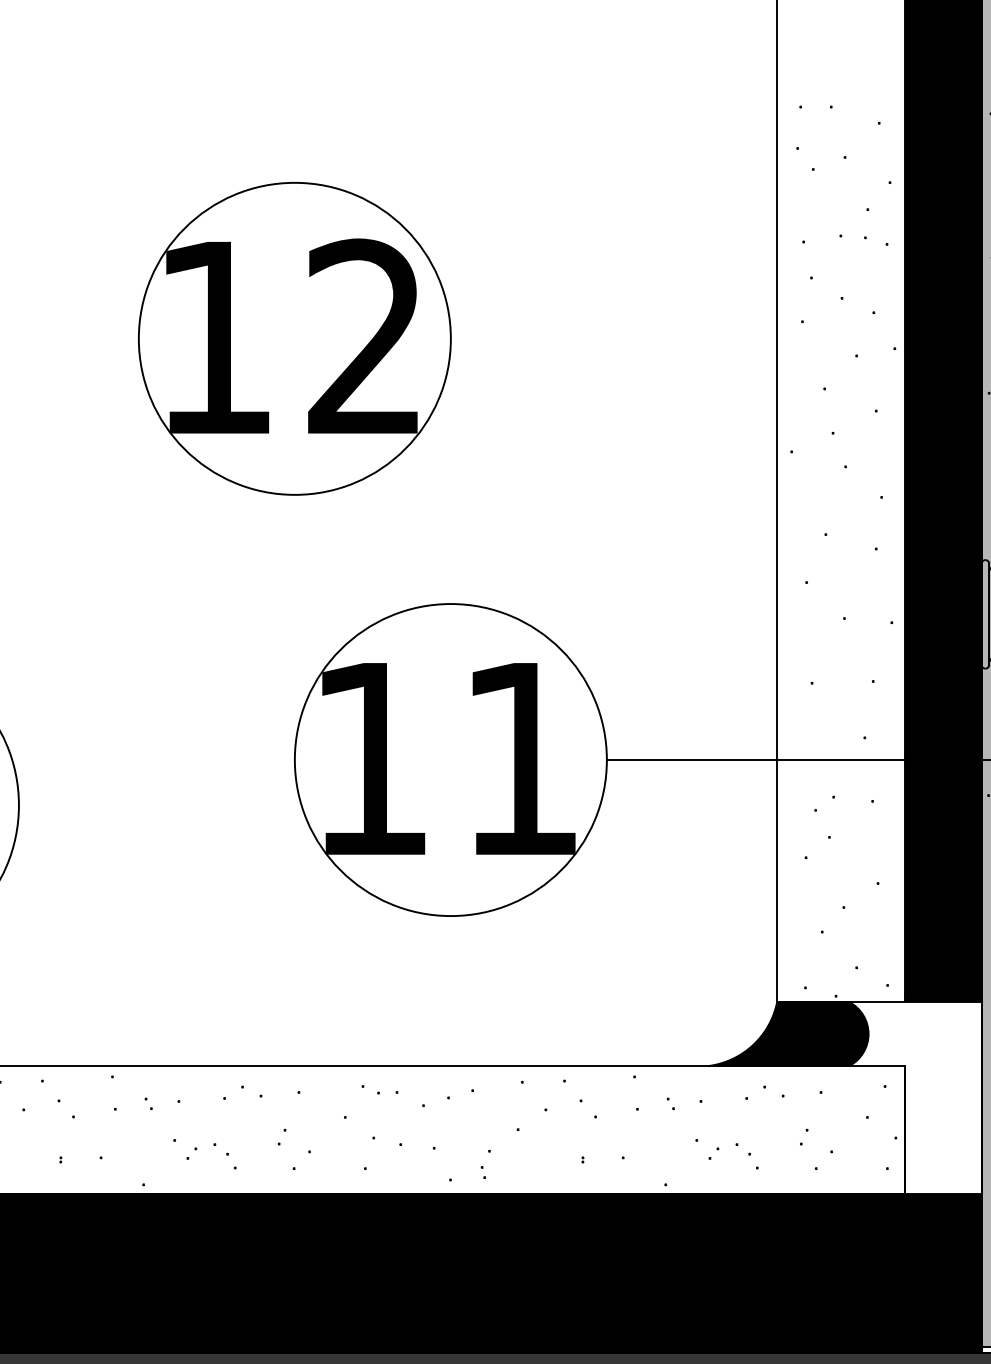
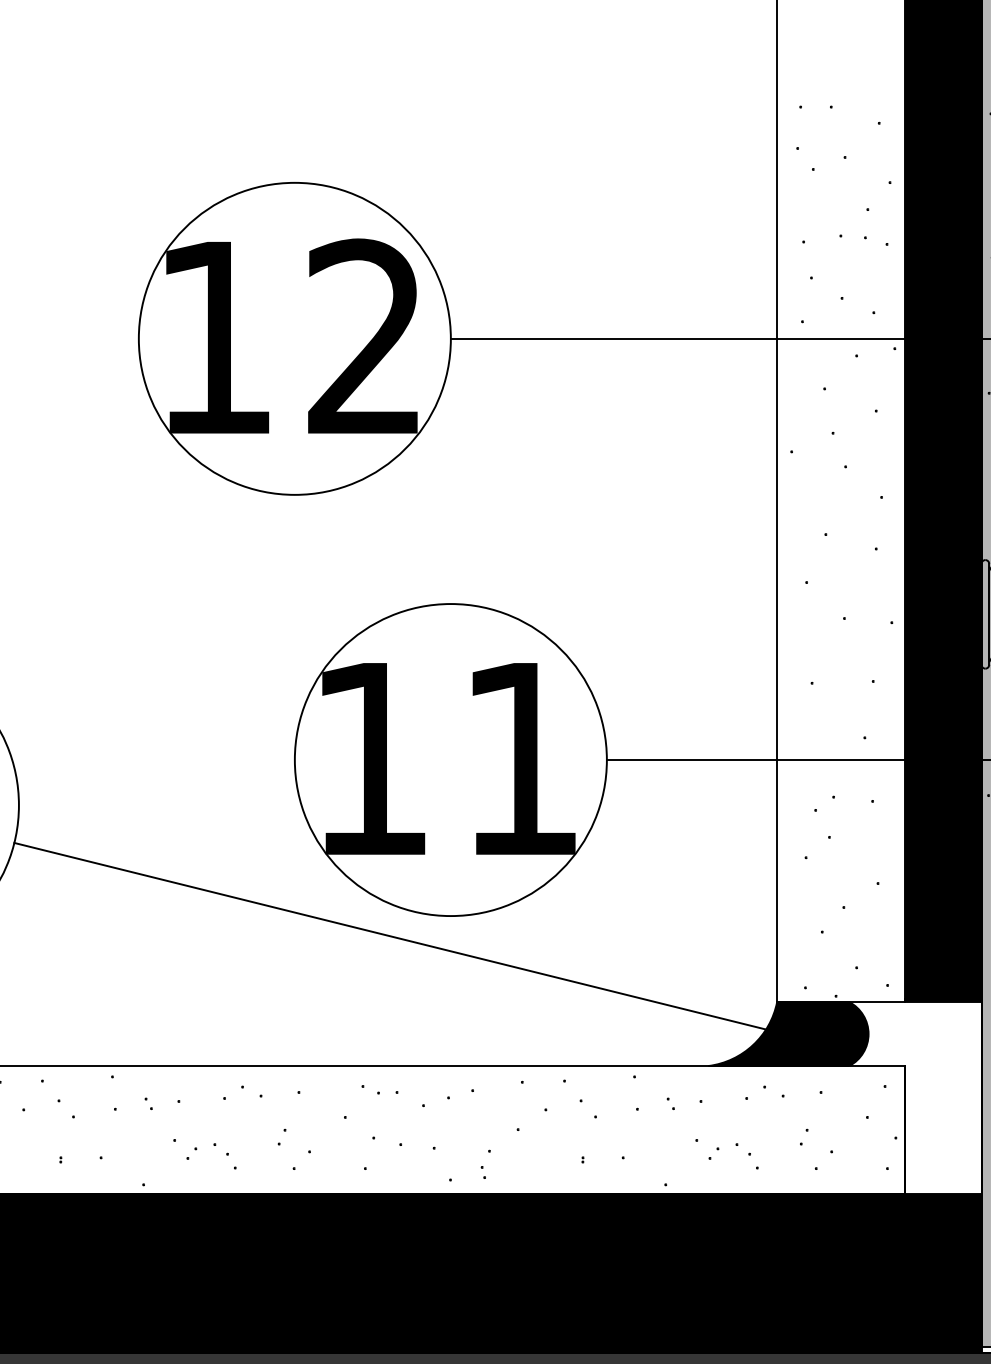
line: none -> present (718, 338)
line: none -> present (404, 939)
